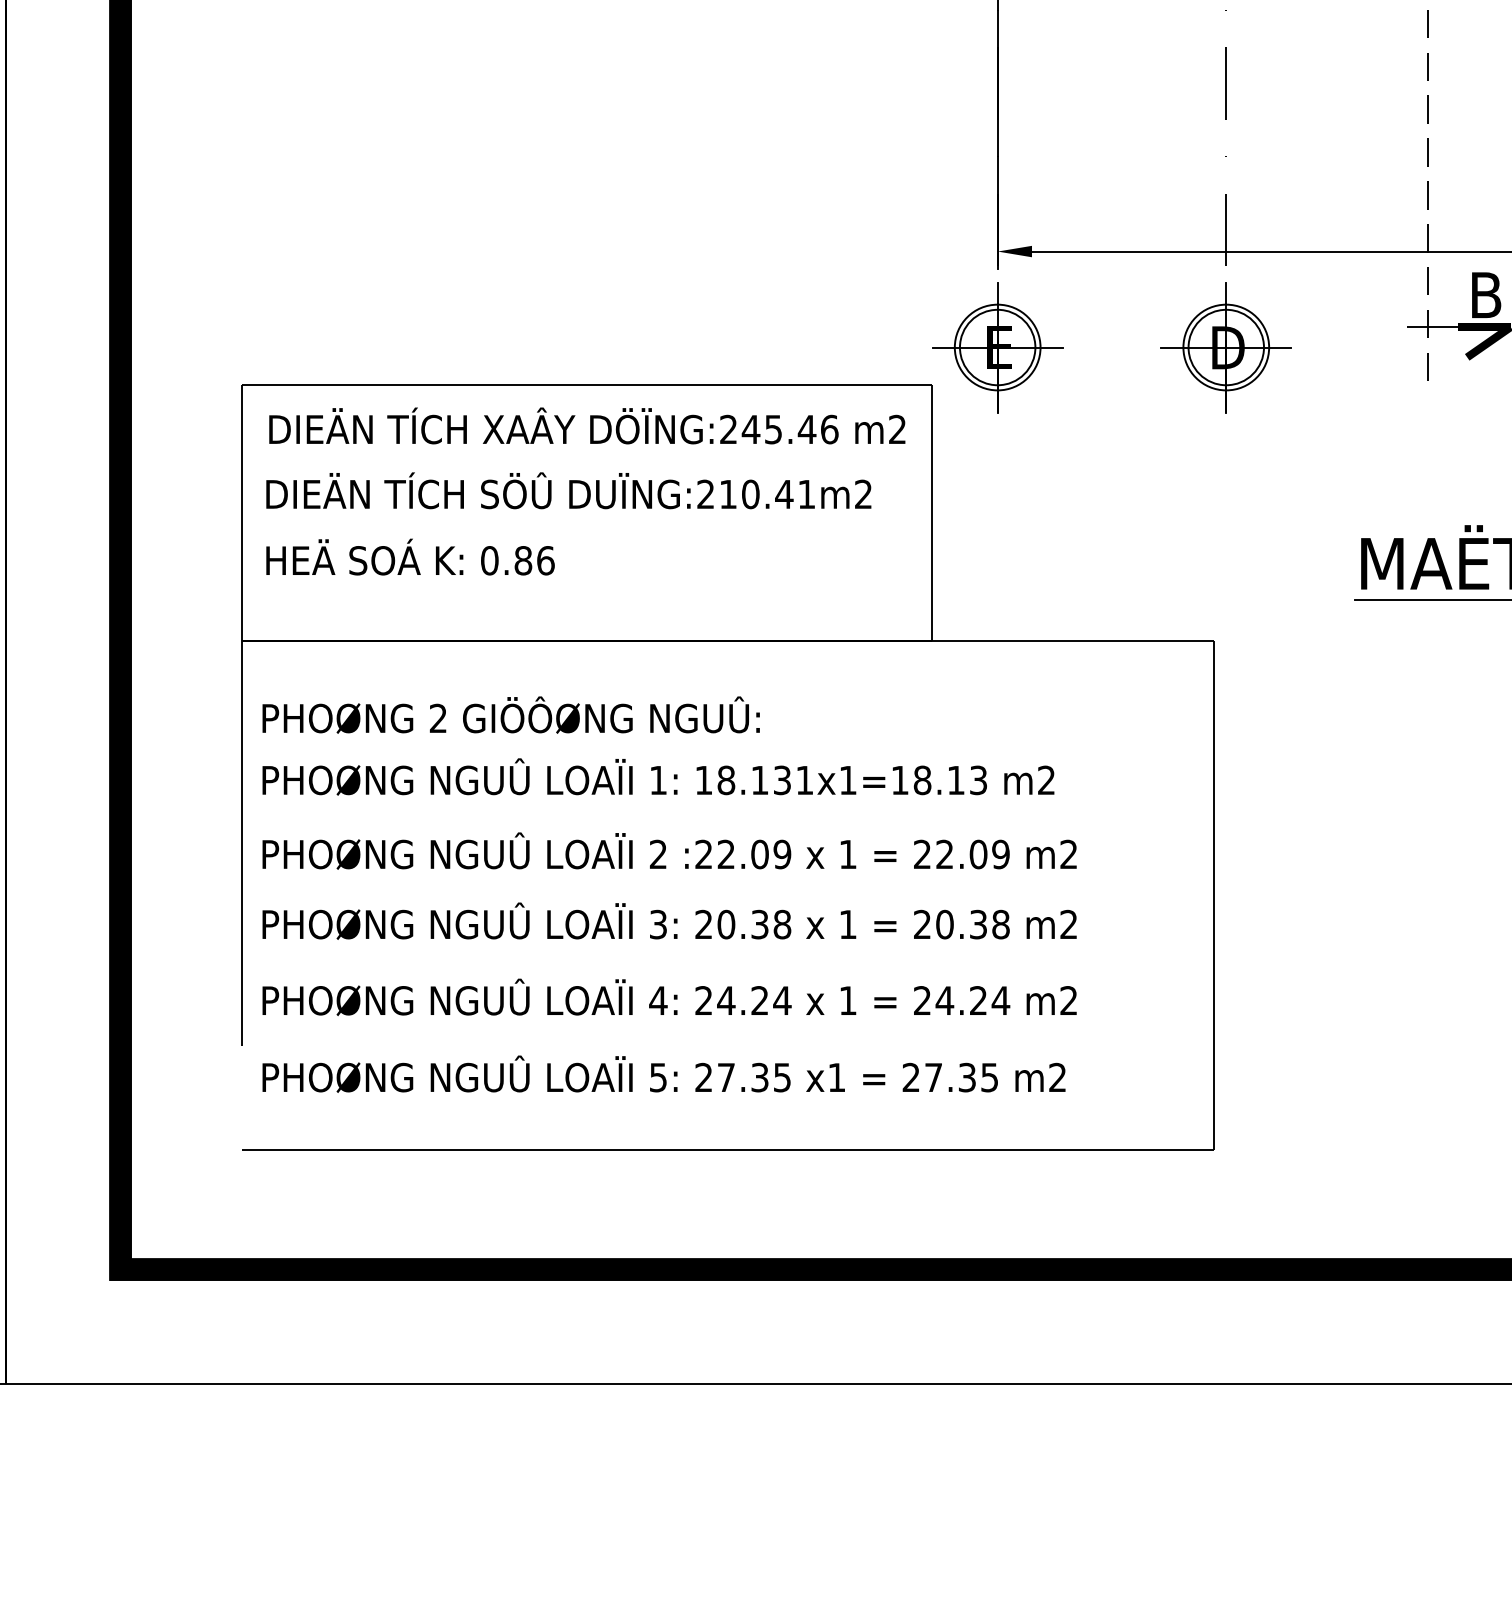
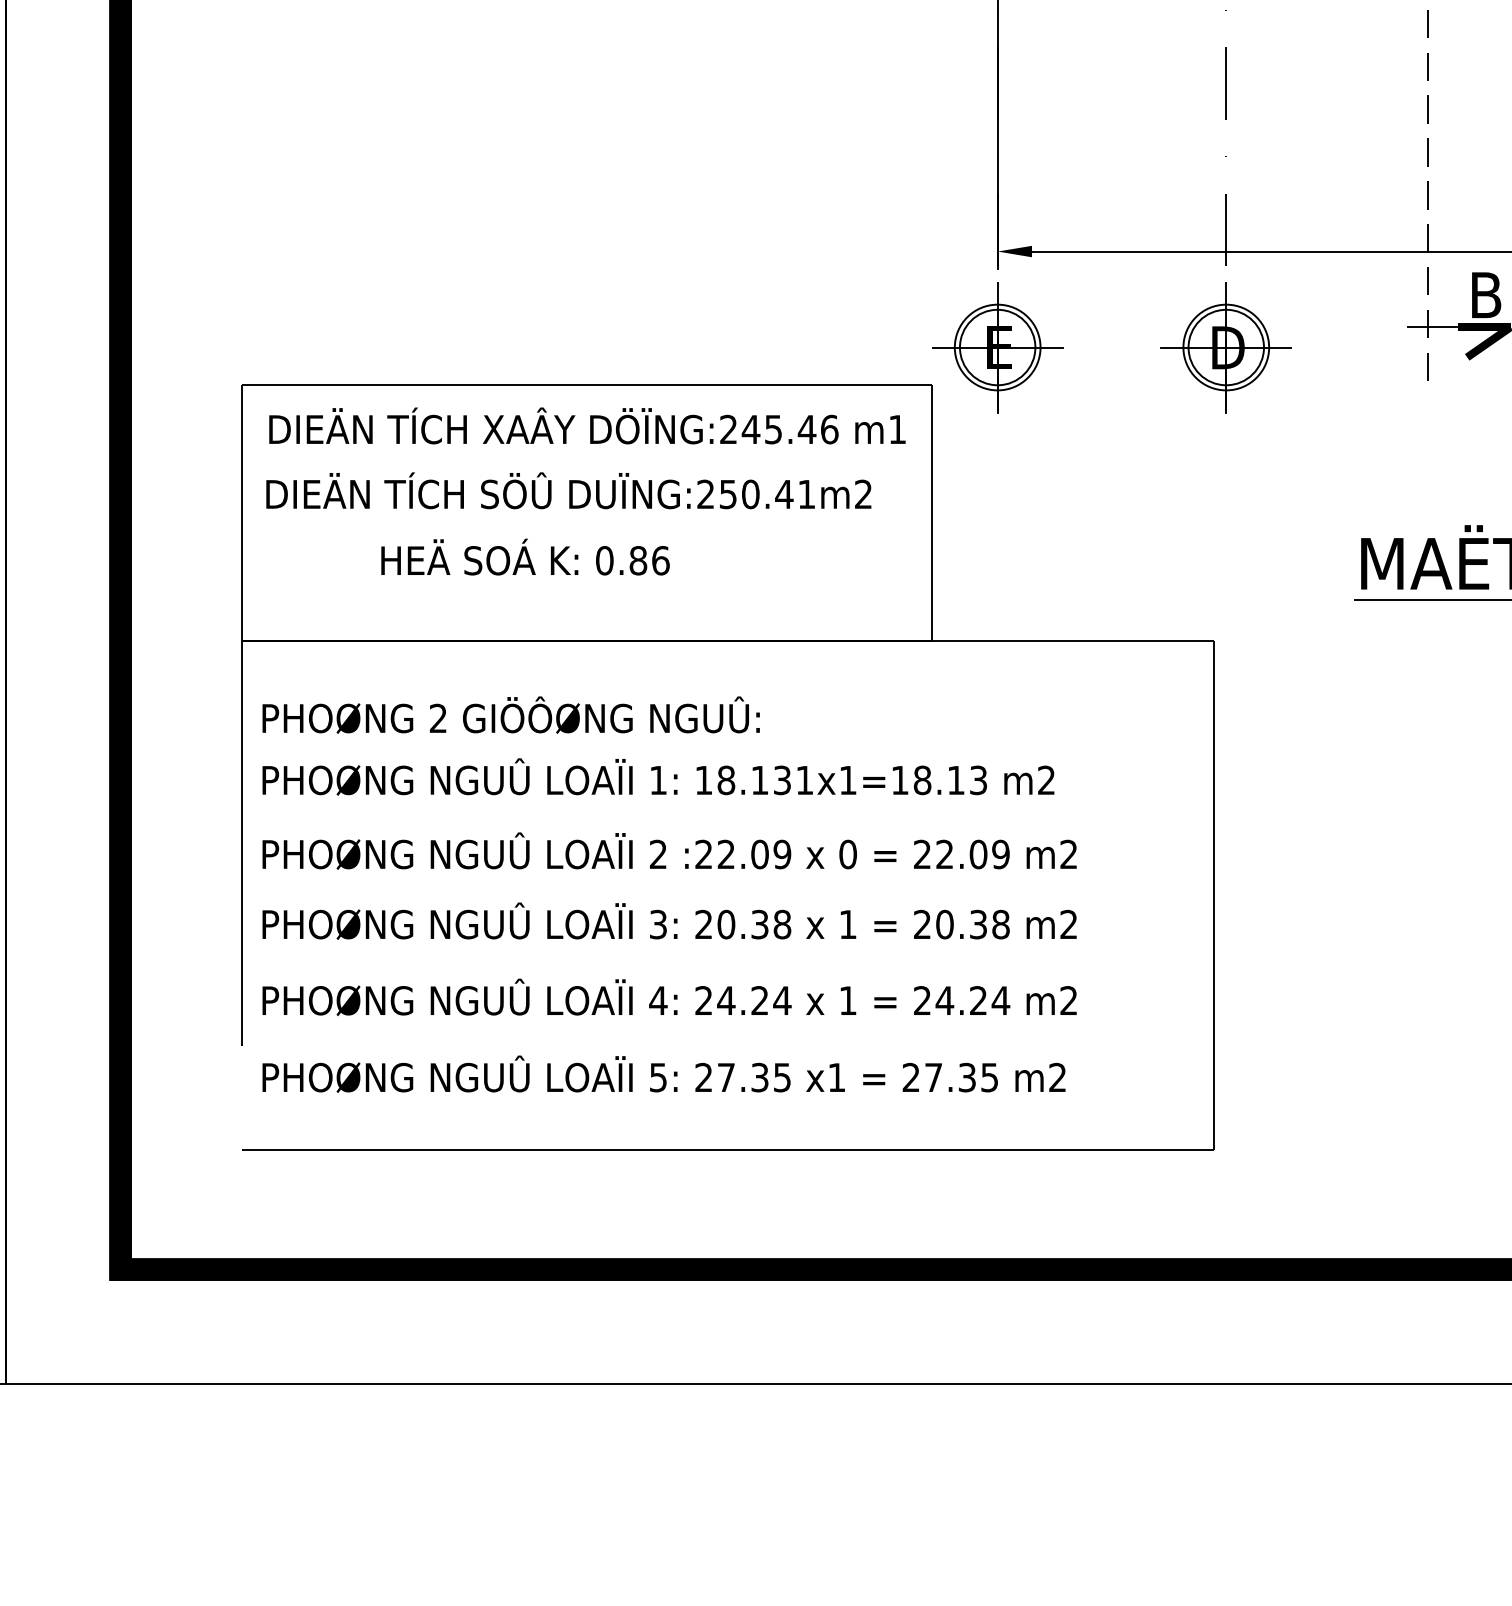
text: m2 -> m1 (897, 428)
text: DUÏNG:210.41m2 -> DUÏNG:250.41m2 (728, 494)
text position: (410, 556) -> (525, 556) (525, 556)
text: 1 -> 0 (847, 854)
